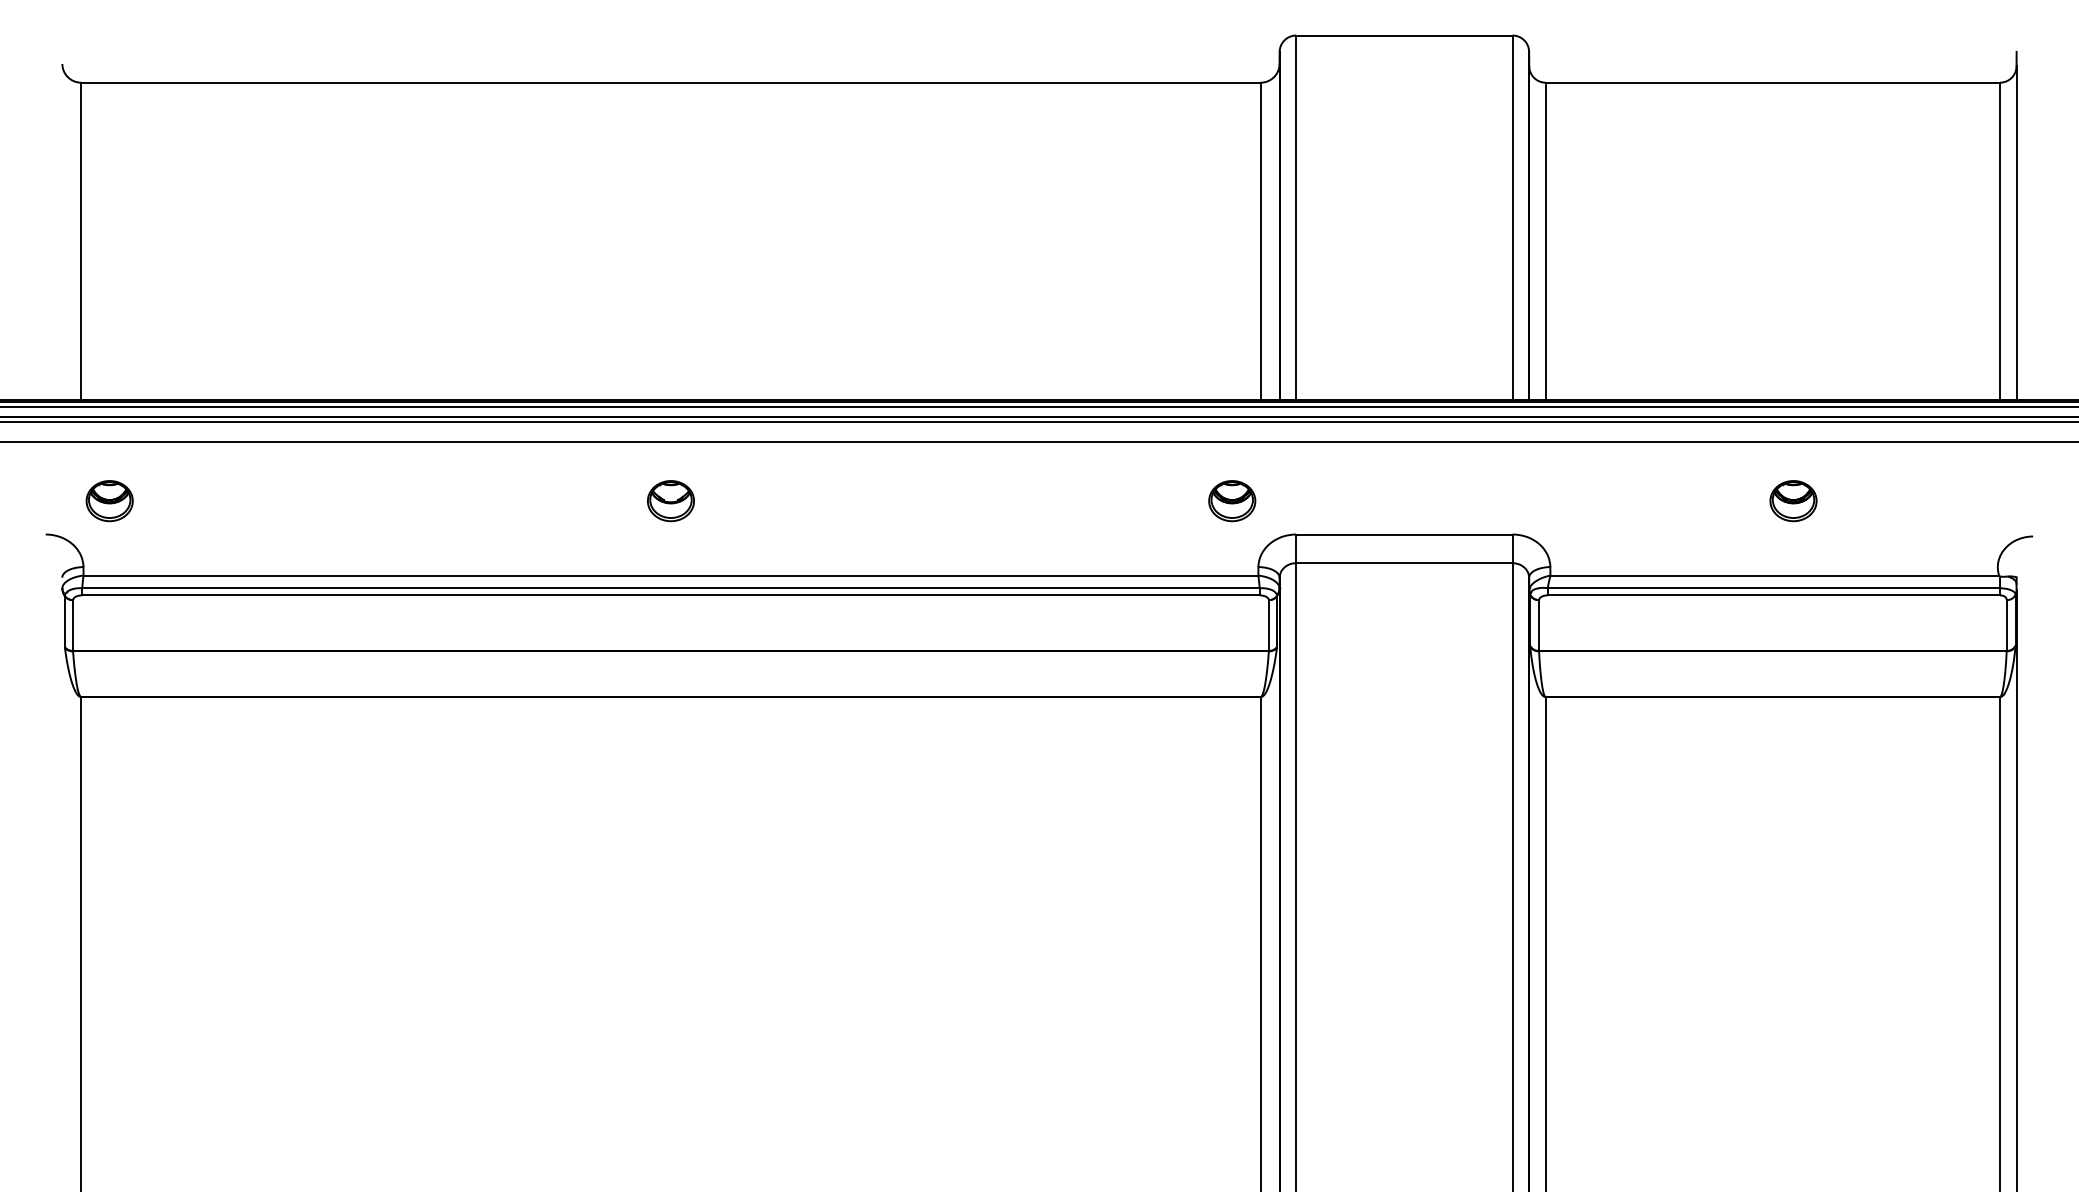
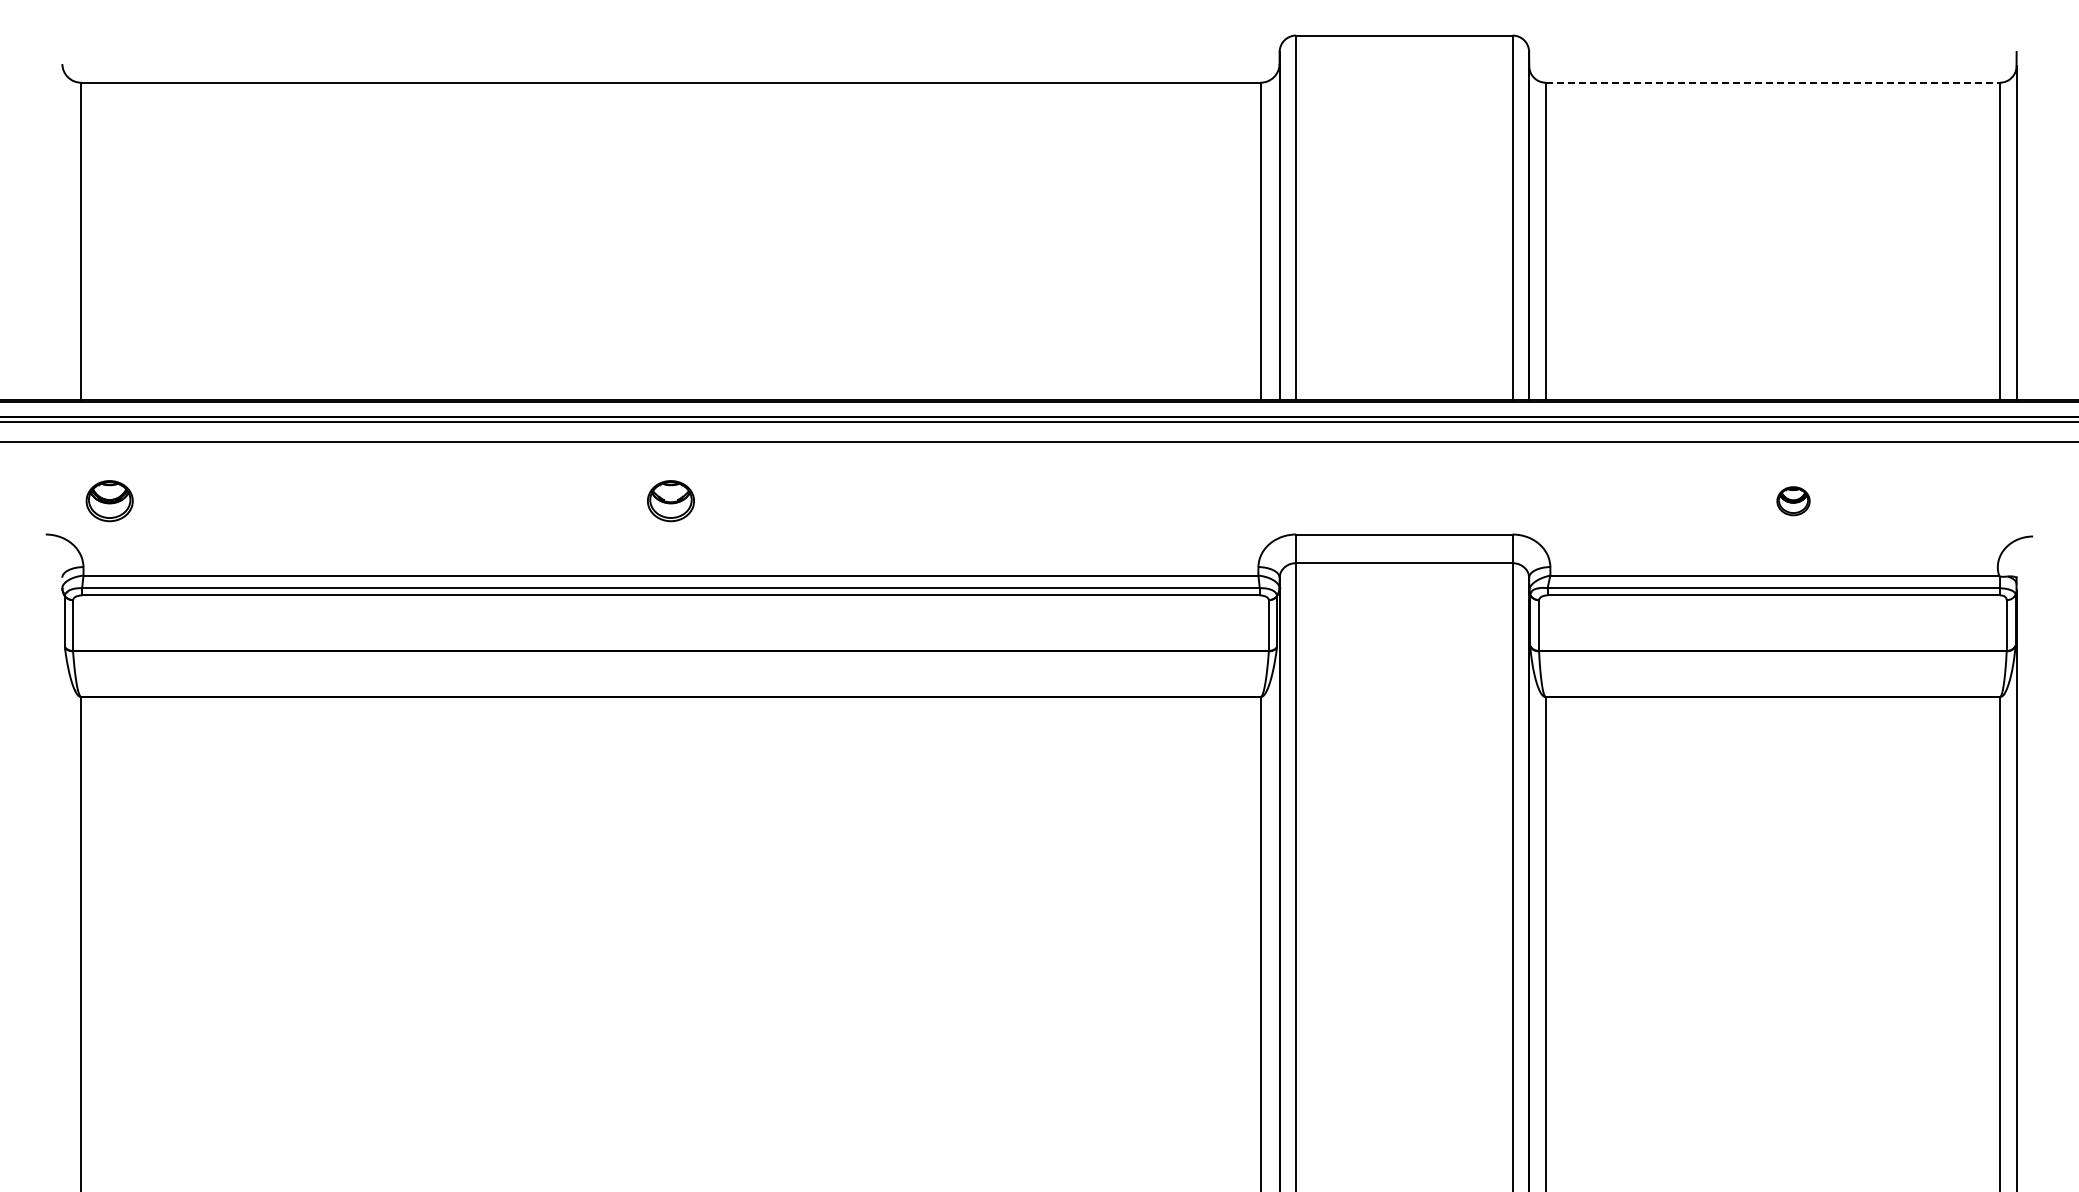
line: solid -> dashed (1773, 82)
line: present -> none (1038, 406)
part: present -> none (1232, 501)
part size: 49x43 px -> 35x31 px (1793, 501)
